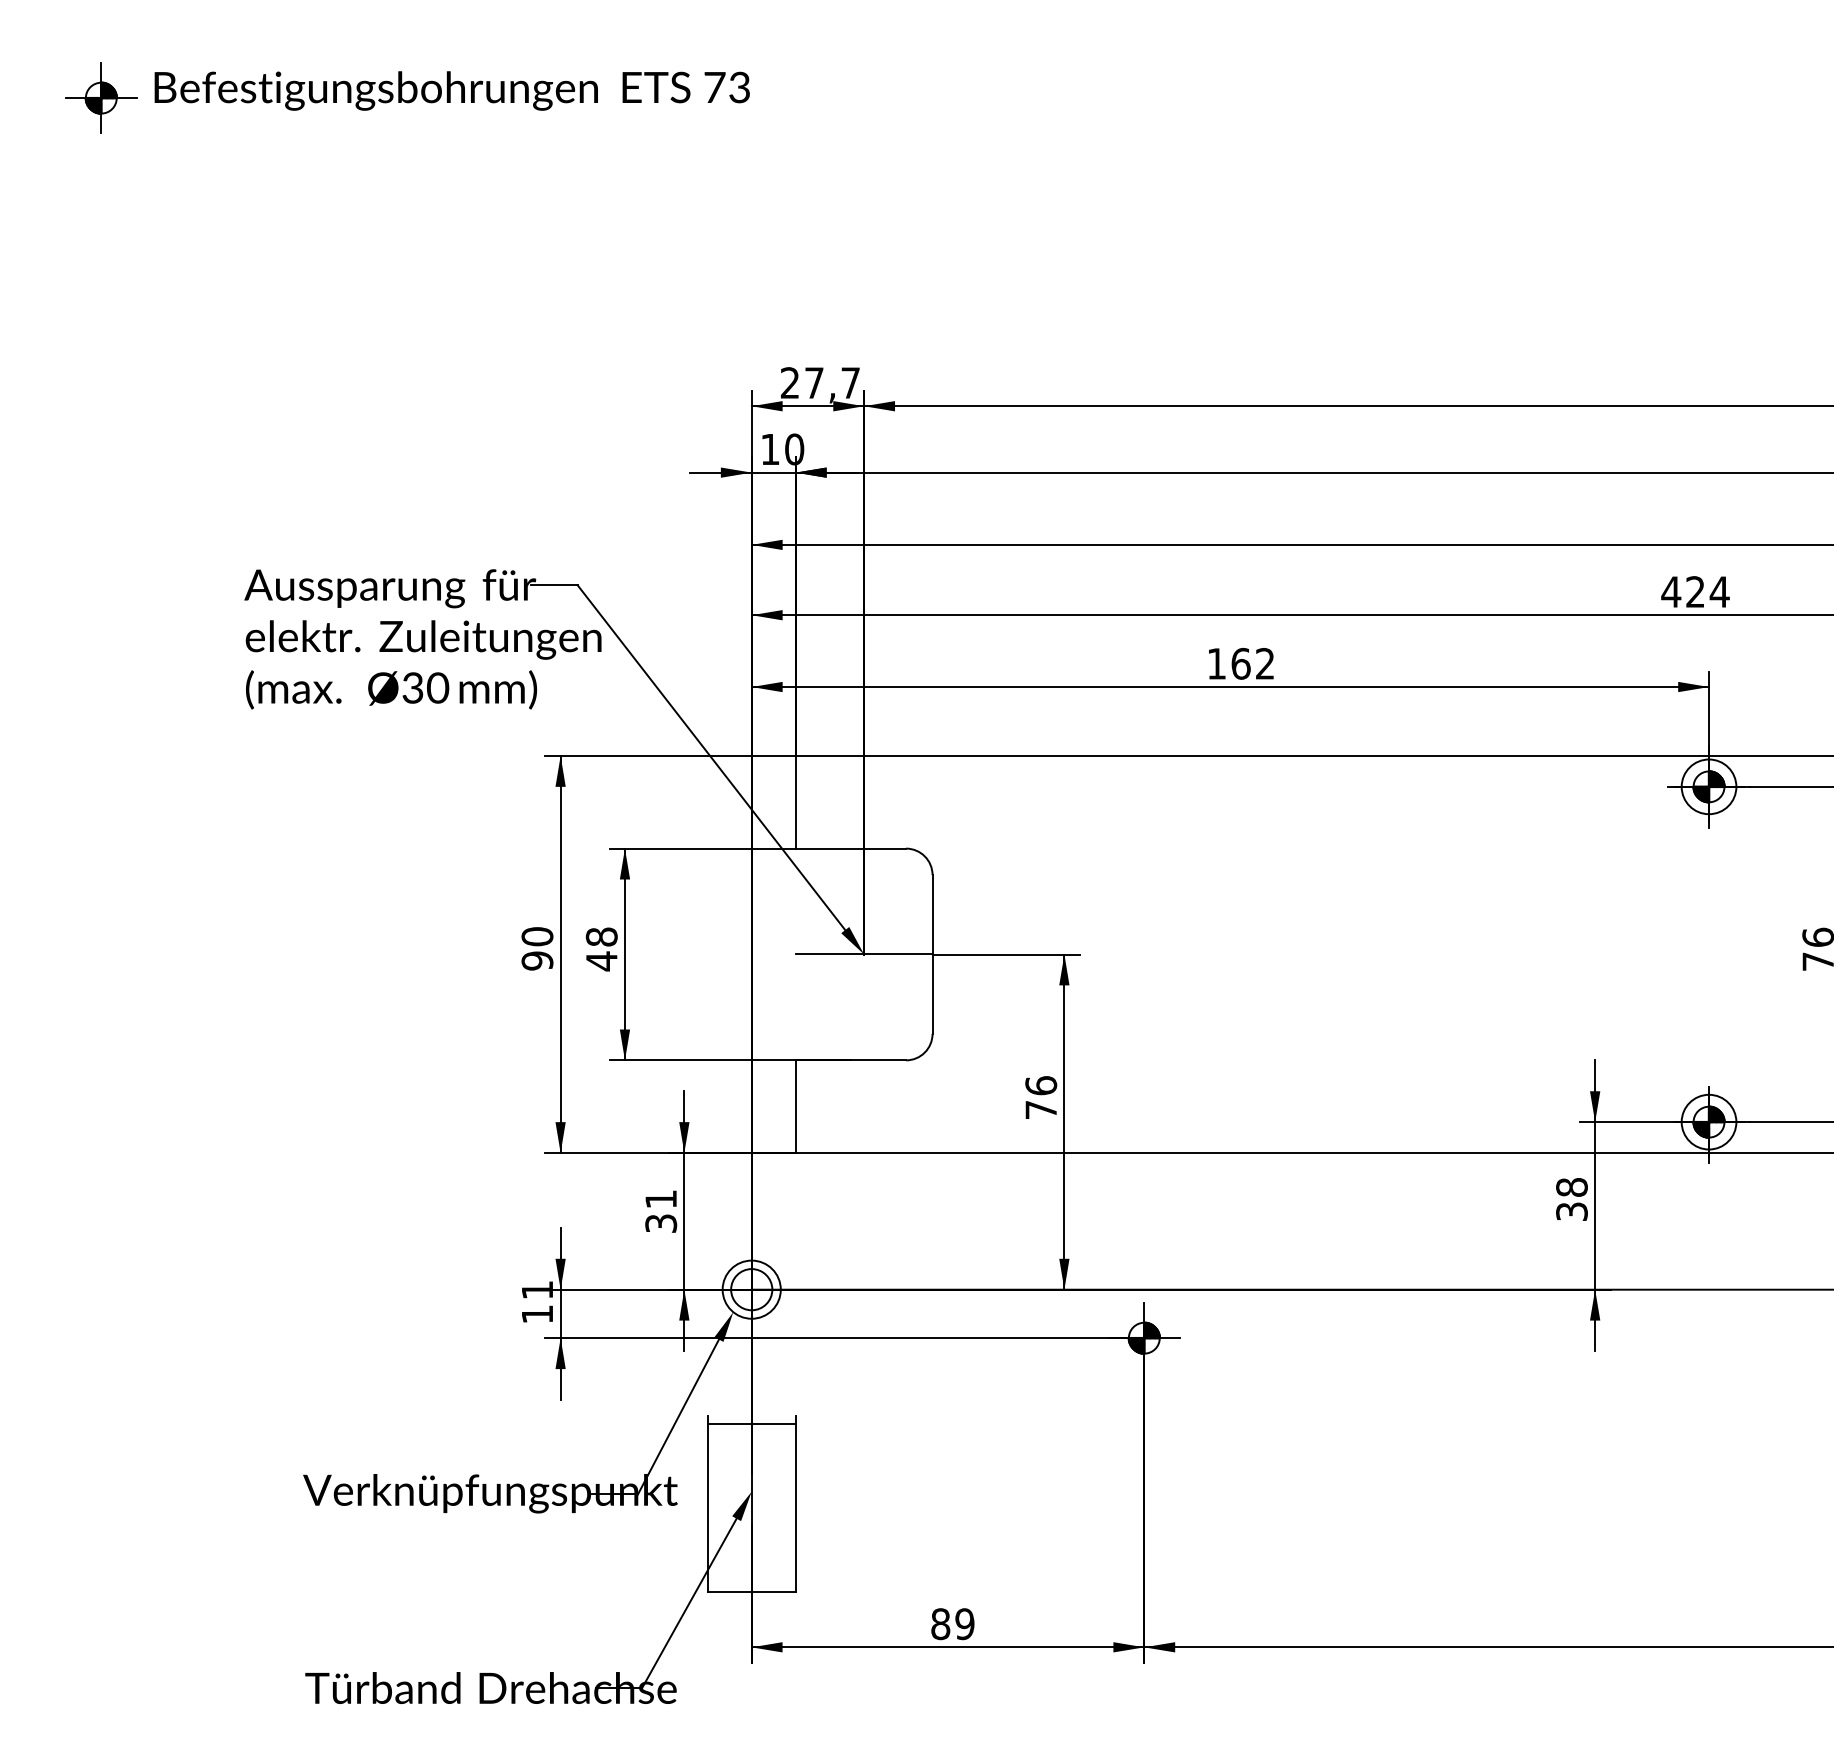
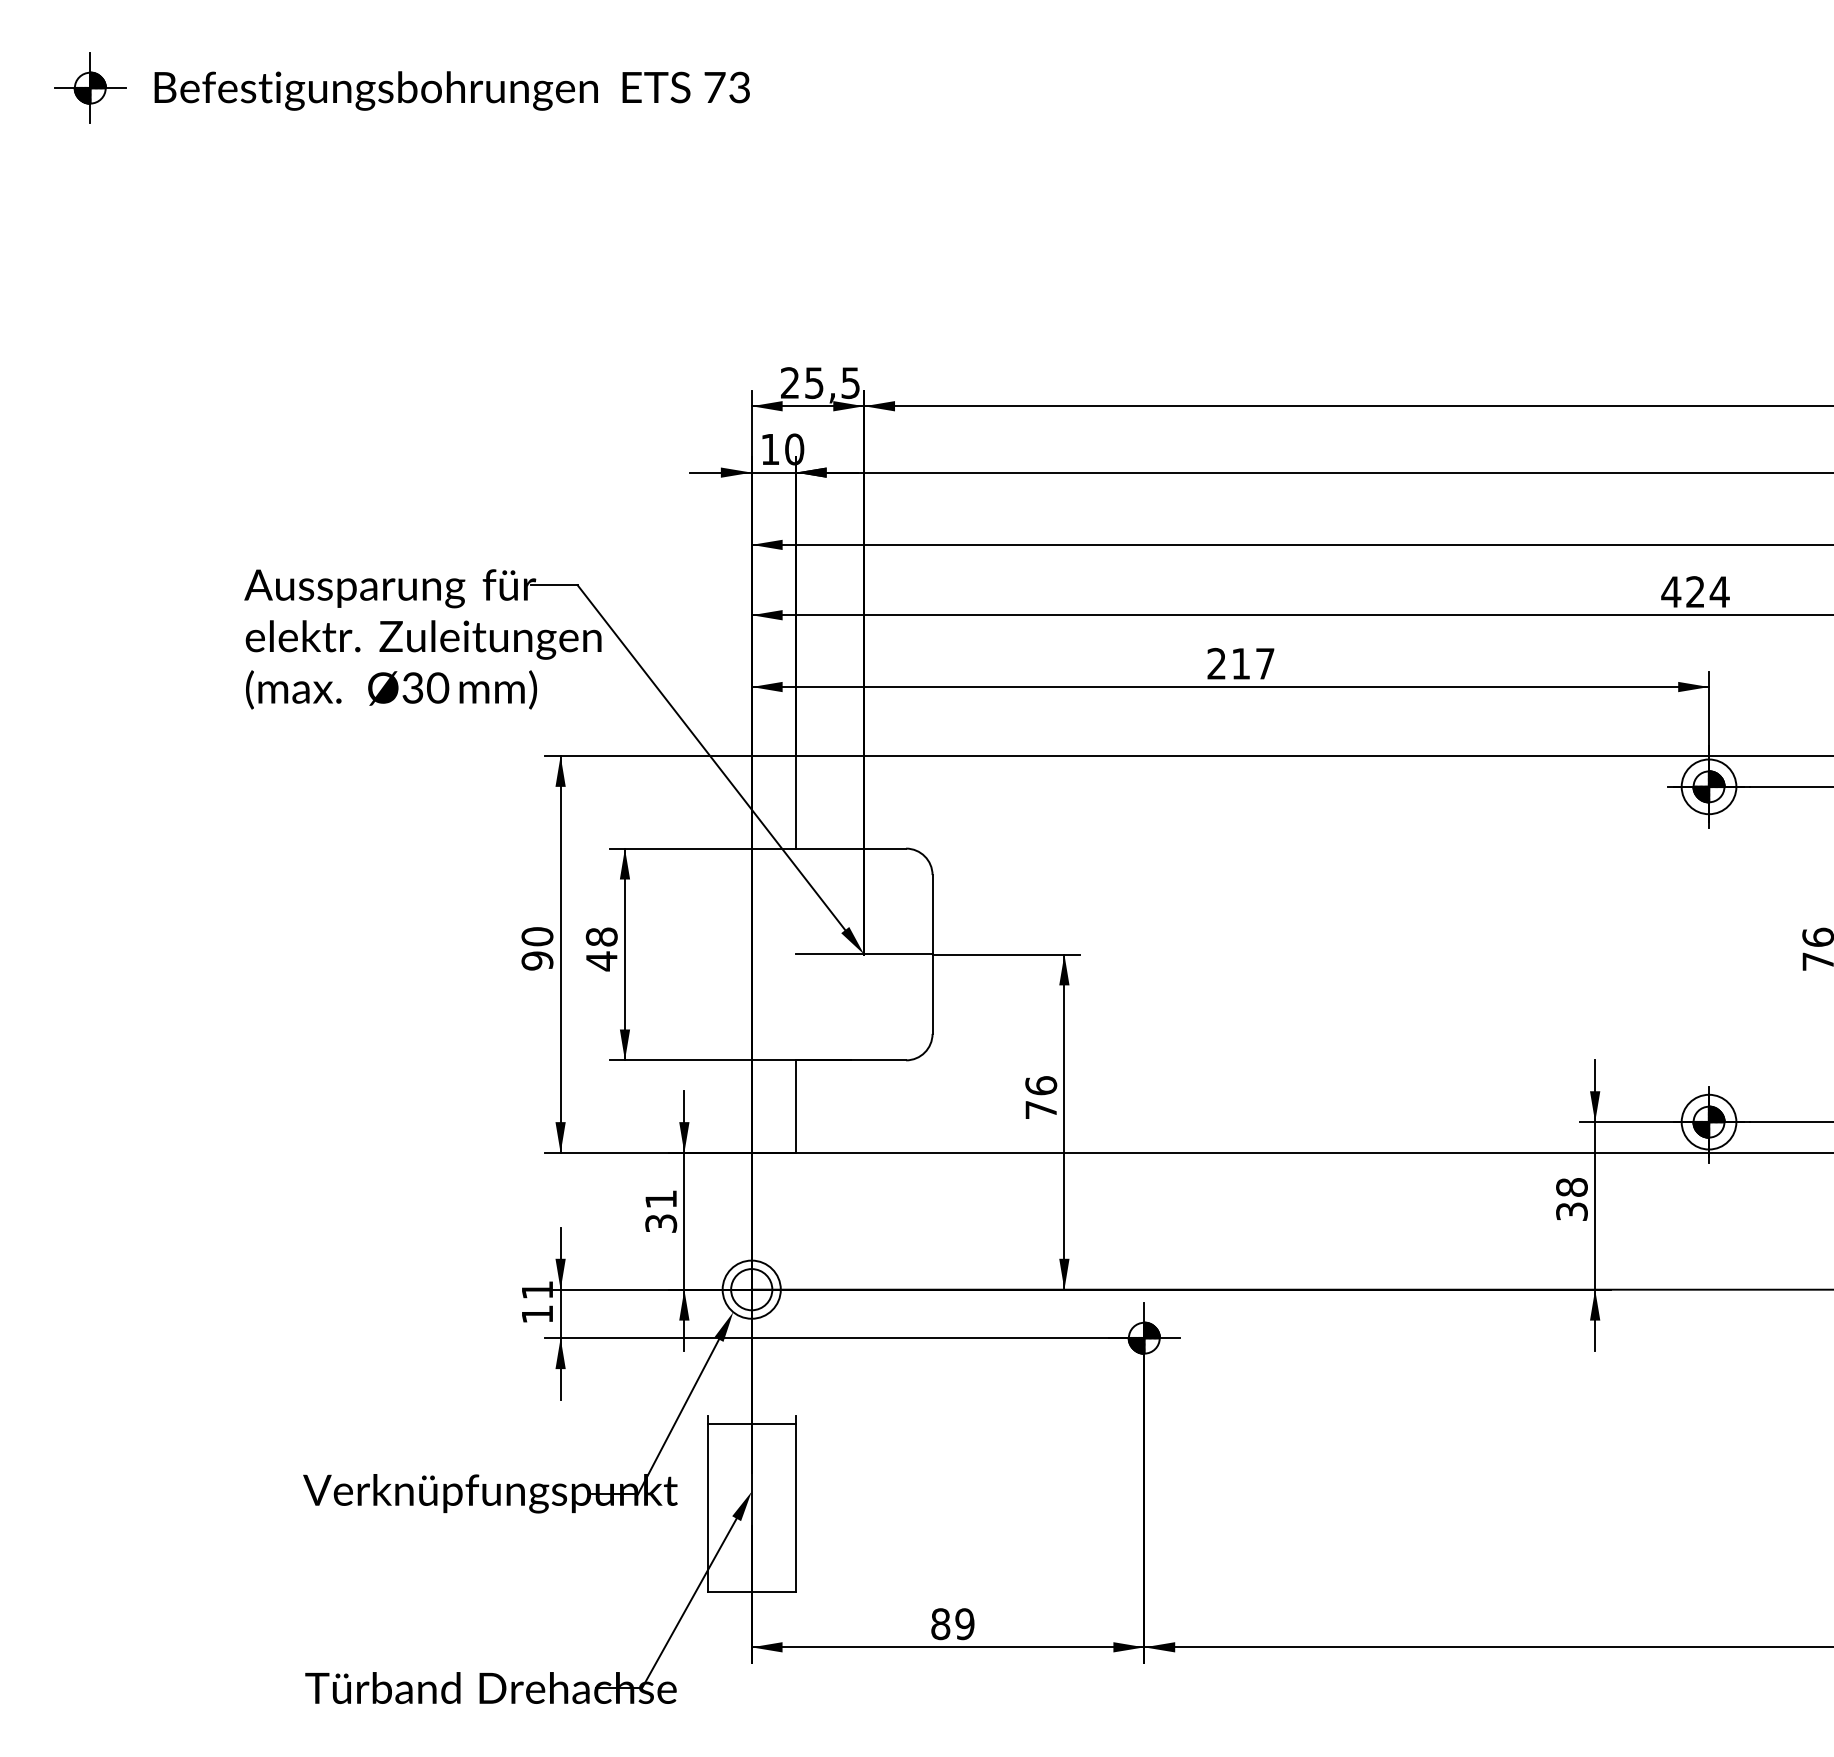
part position: (101, 97) -> (90, 87) (90, 87)
text: 27,7 -> 25,5 (832, 383)
text: 162 -> 217 (1240, 663)
